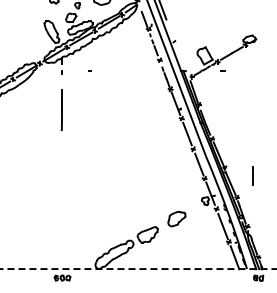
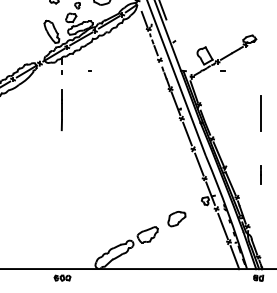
line: none -> present (261, 113)
line position: (252, 175) -> (260, 174) (260, 174)
line: dashed -> solid (138, 269)
